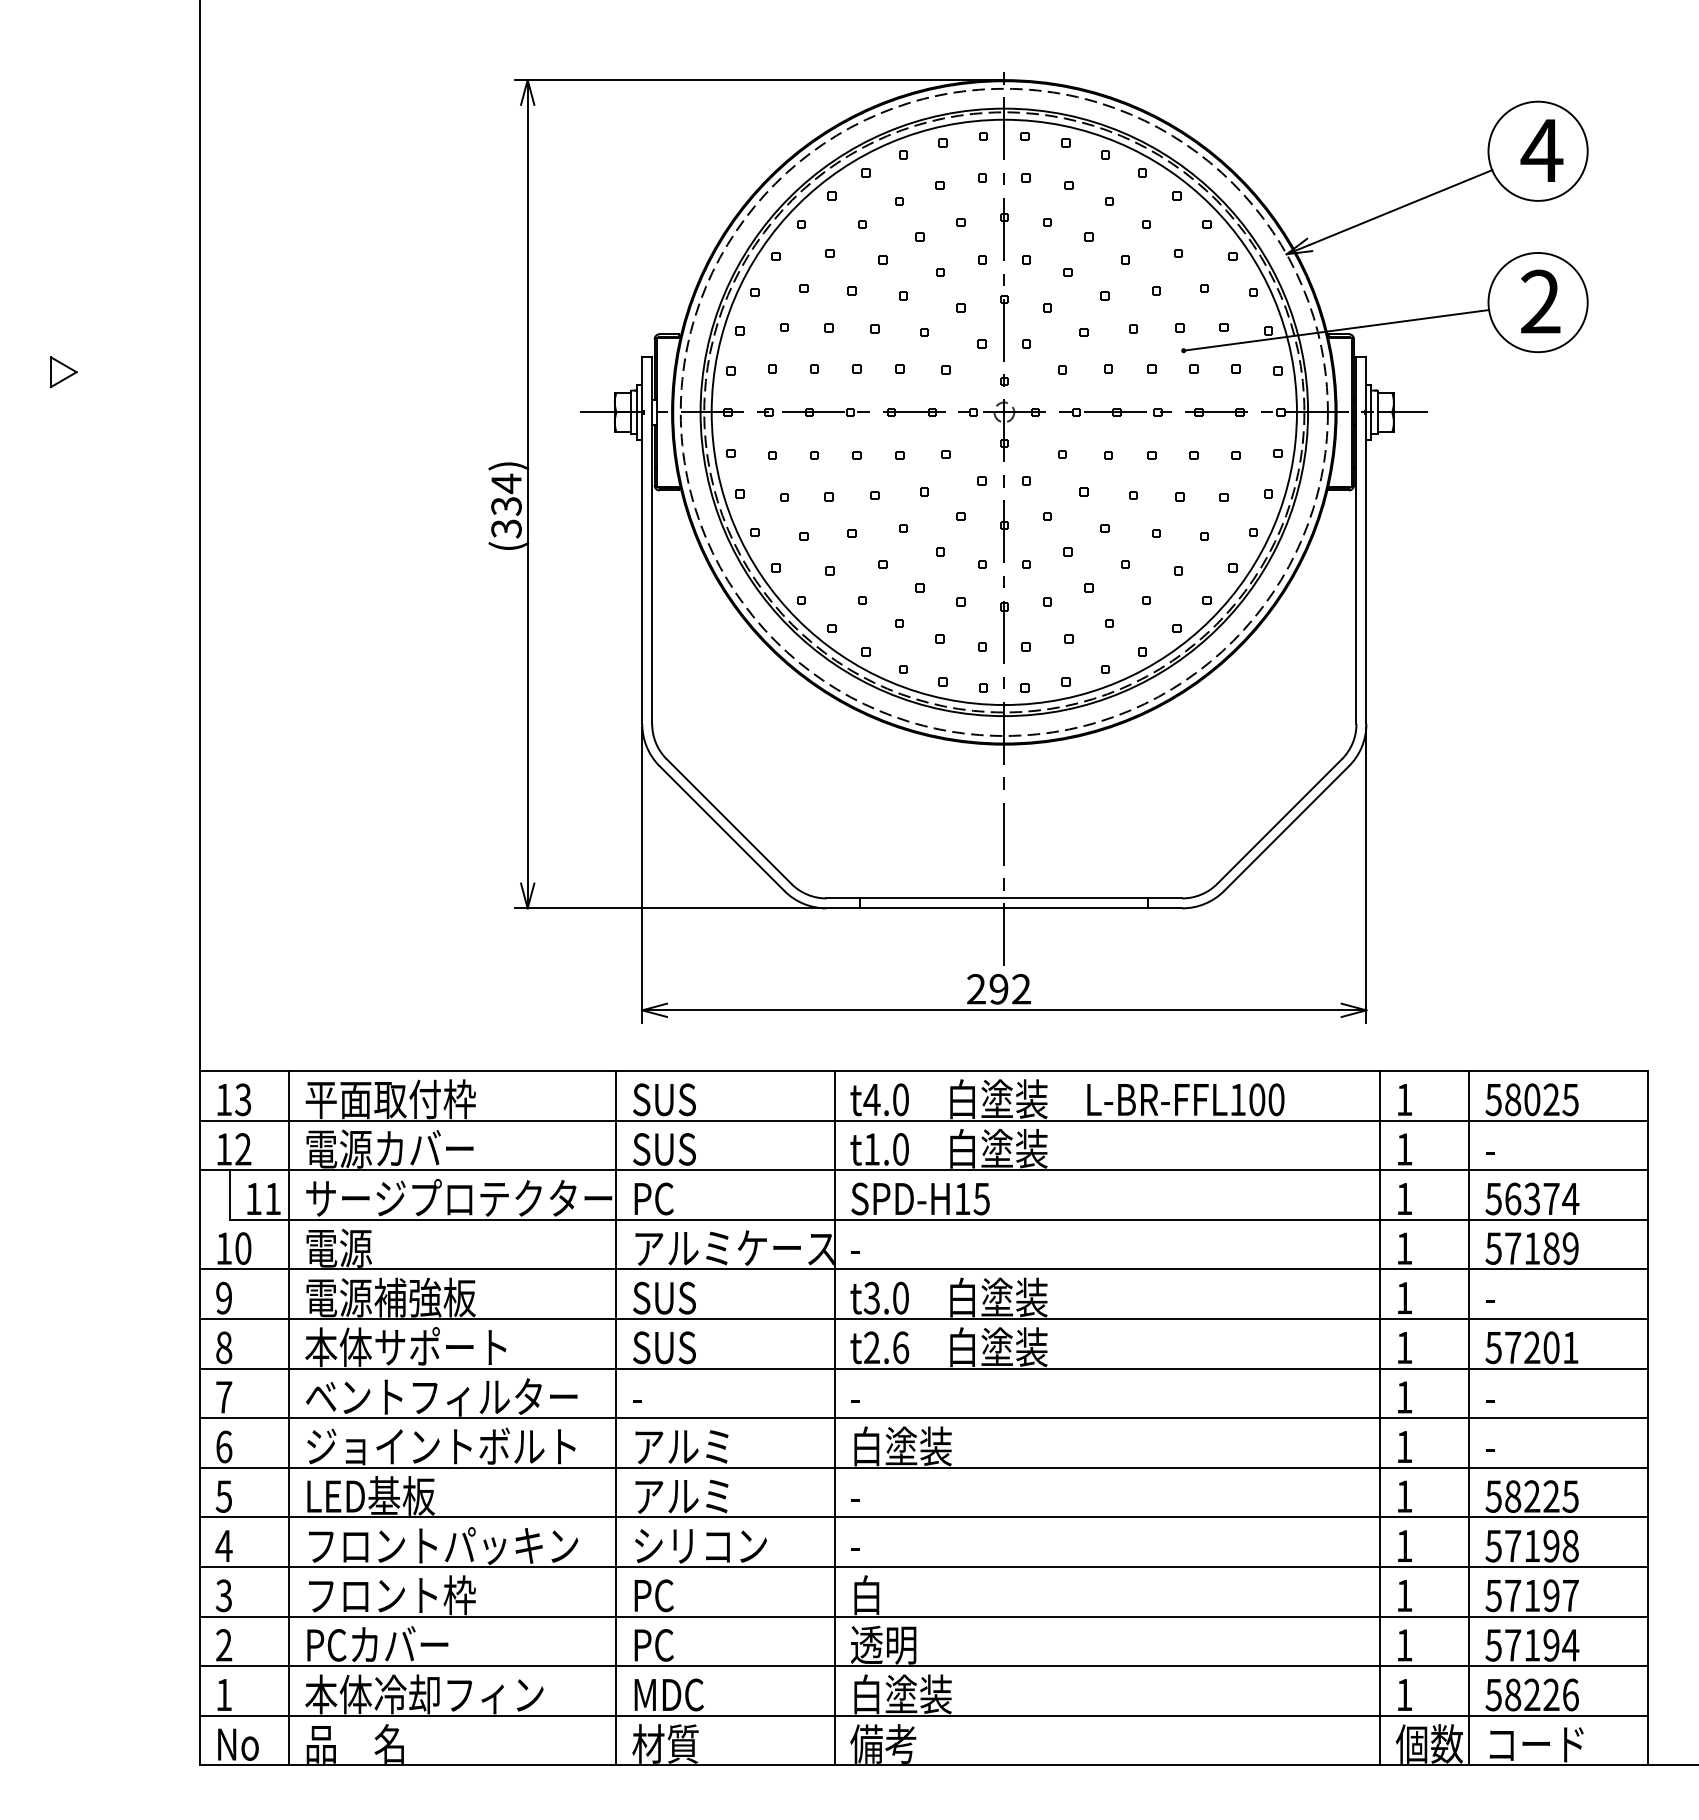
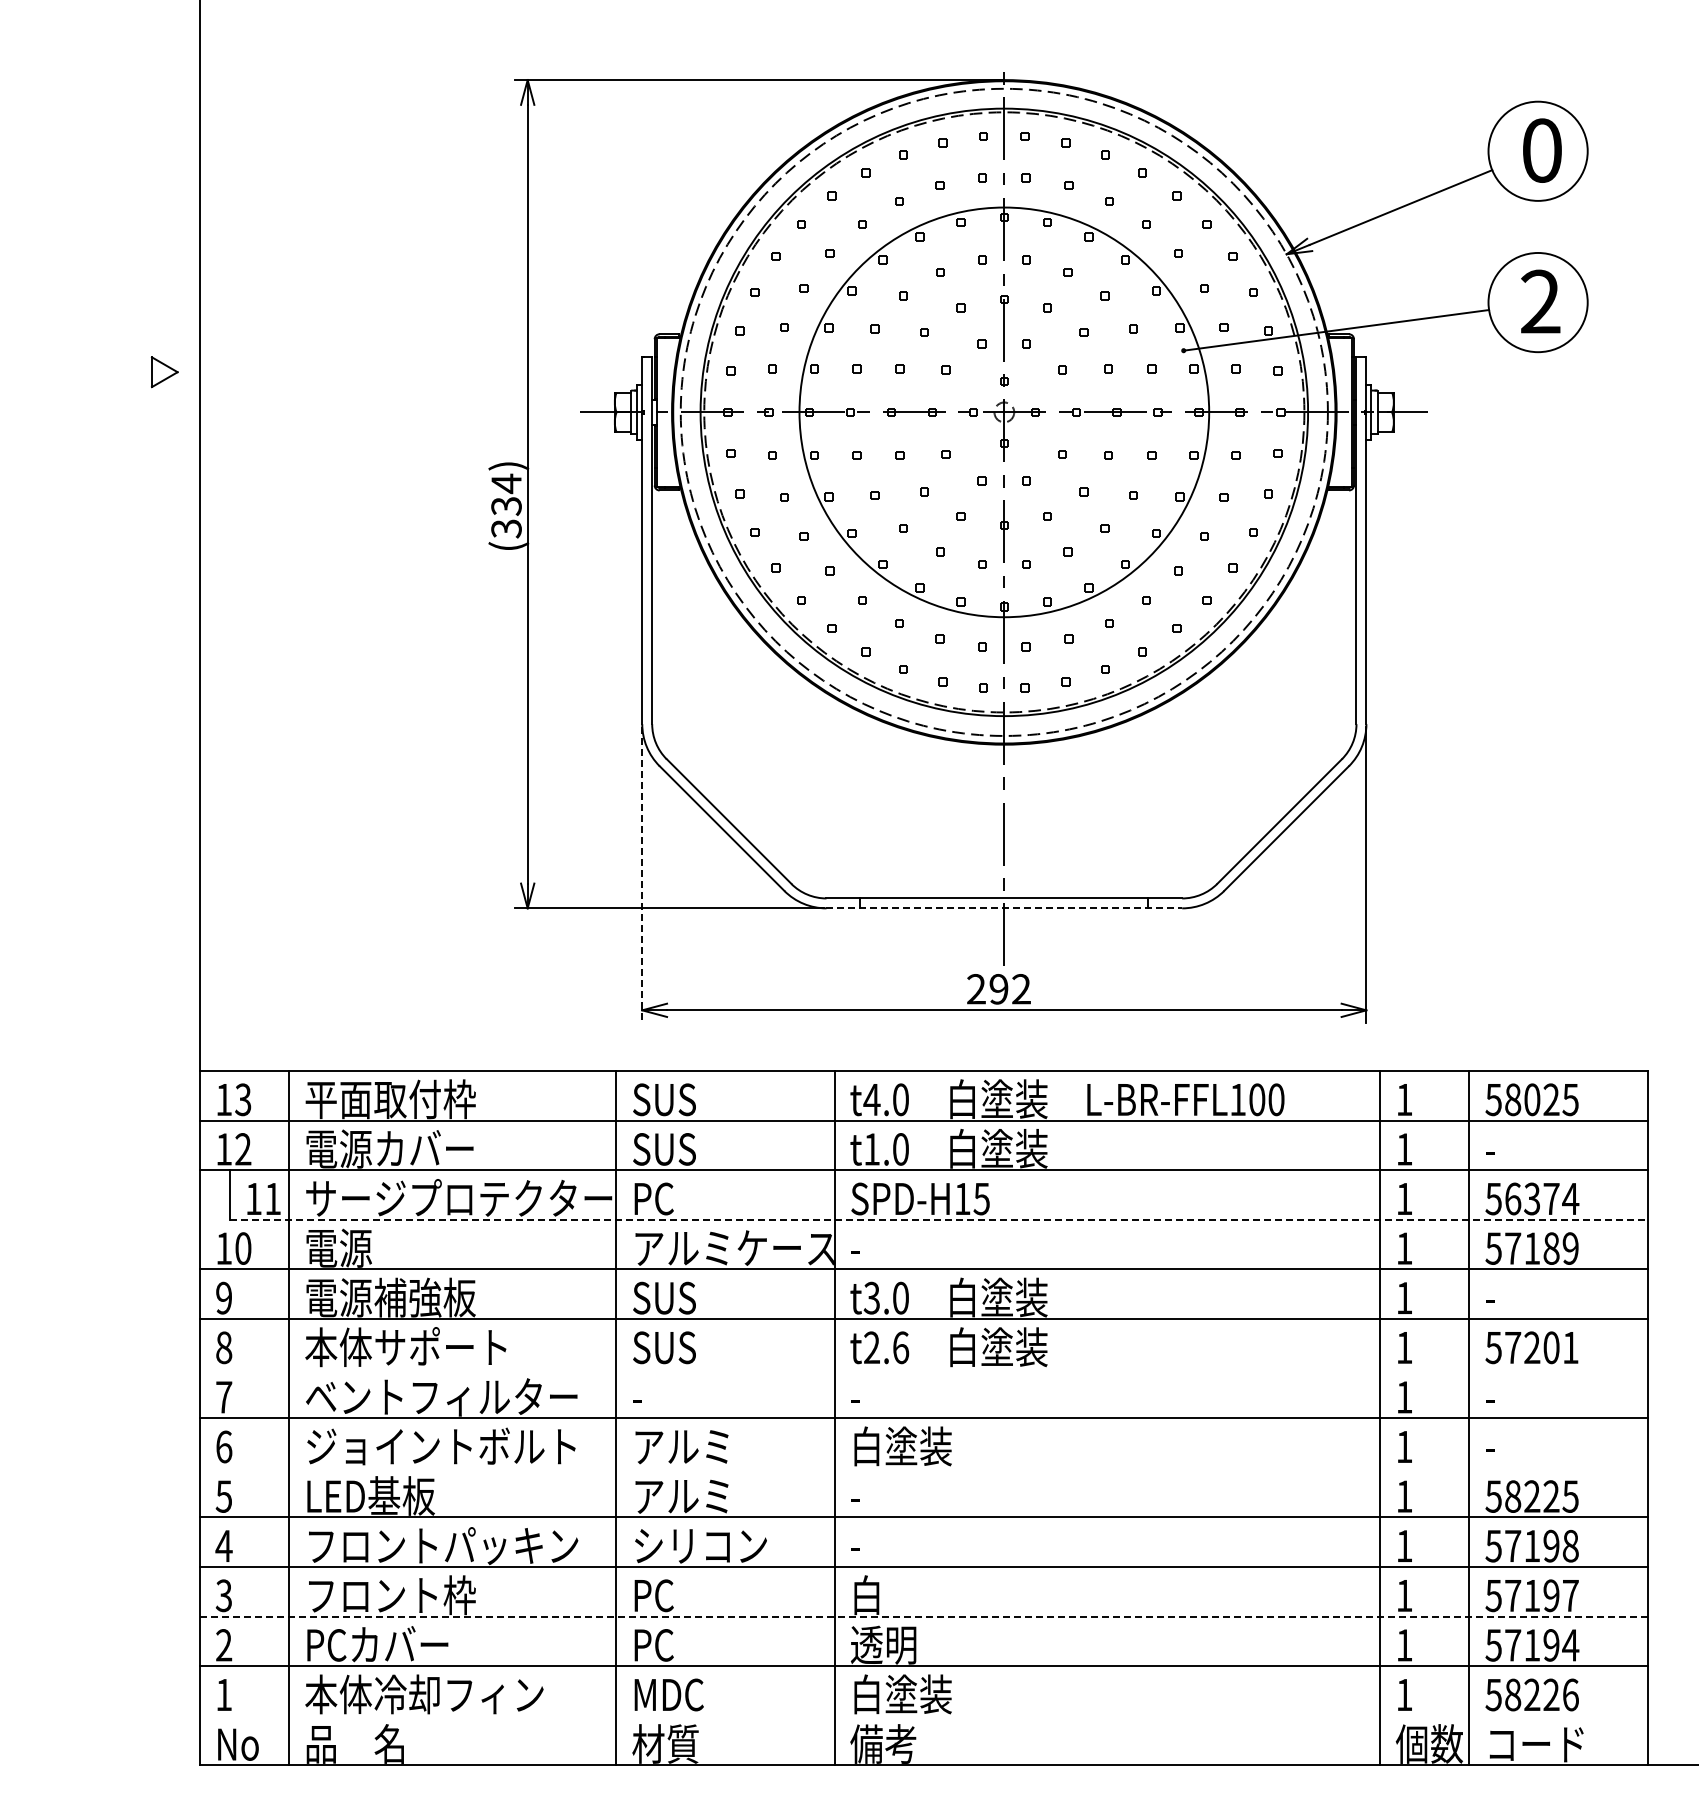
text: 4 -> 0 (1541, 150)
part position: (63, 372) -> (164, 372) (164, 372)
circle diameter: 585 px -> 410 px (1004, 412)
line: solid -> dashed (642, 875)
line: solid -> dashed (1004, 908)
line: solid -> dashed (939, 1219)
line: present -> none (923, 1368)
line: present -> none (923, 1467)
line: solid -> dashed (924, 1616)
line: present -> none (923, 1715)
